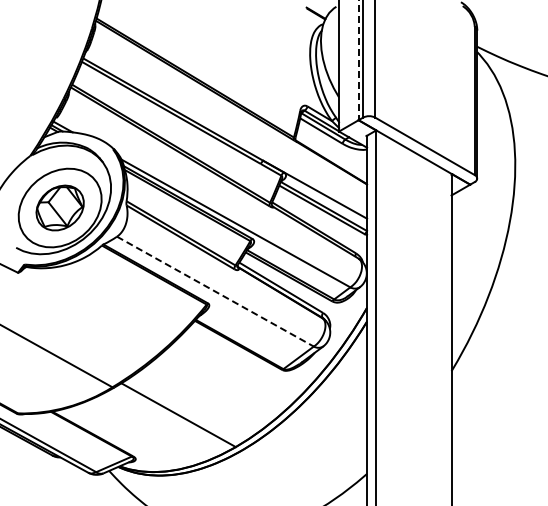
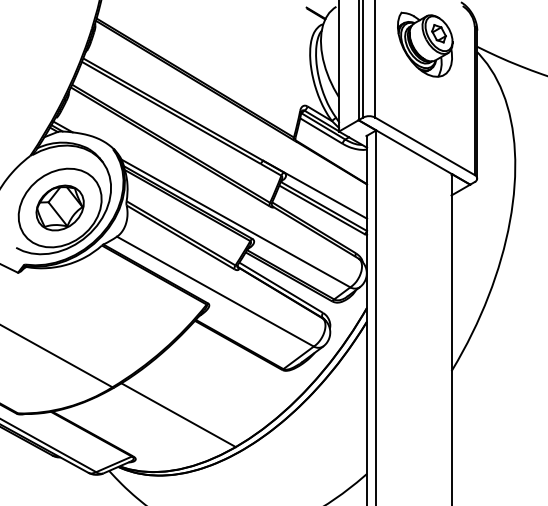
part: none -> present (425, 44)
line: dashed -> solid (358, 60)
line: dashed -> solid (215, 291)
